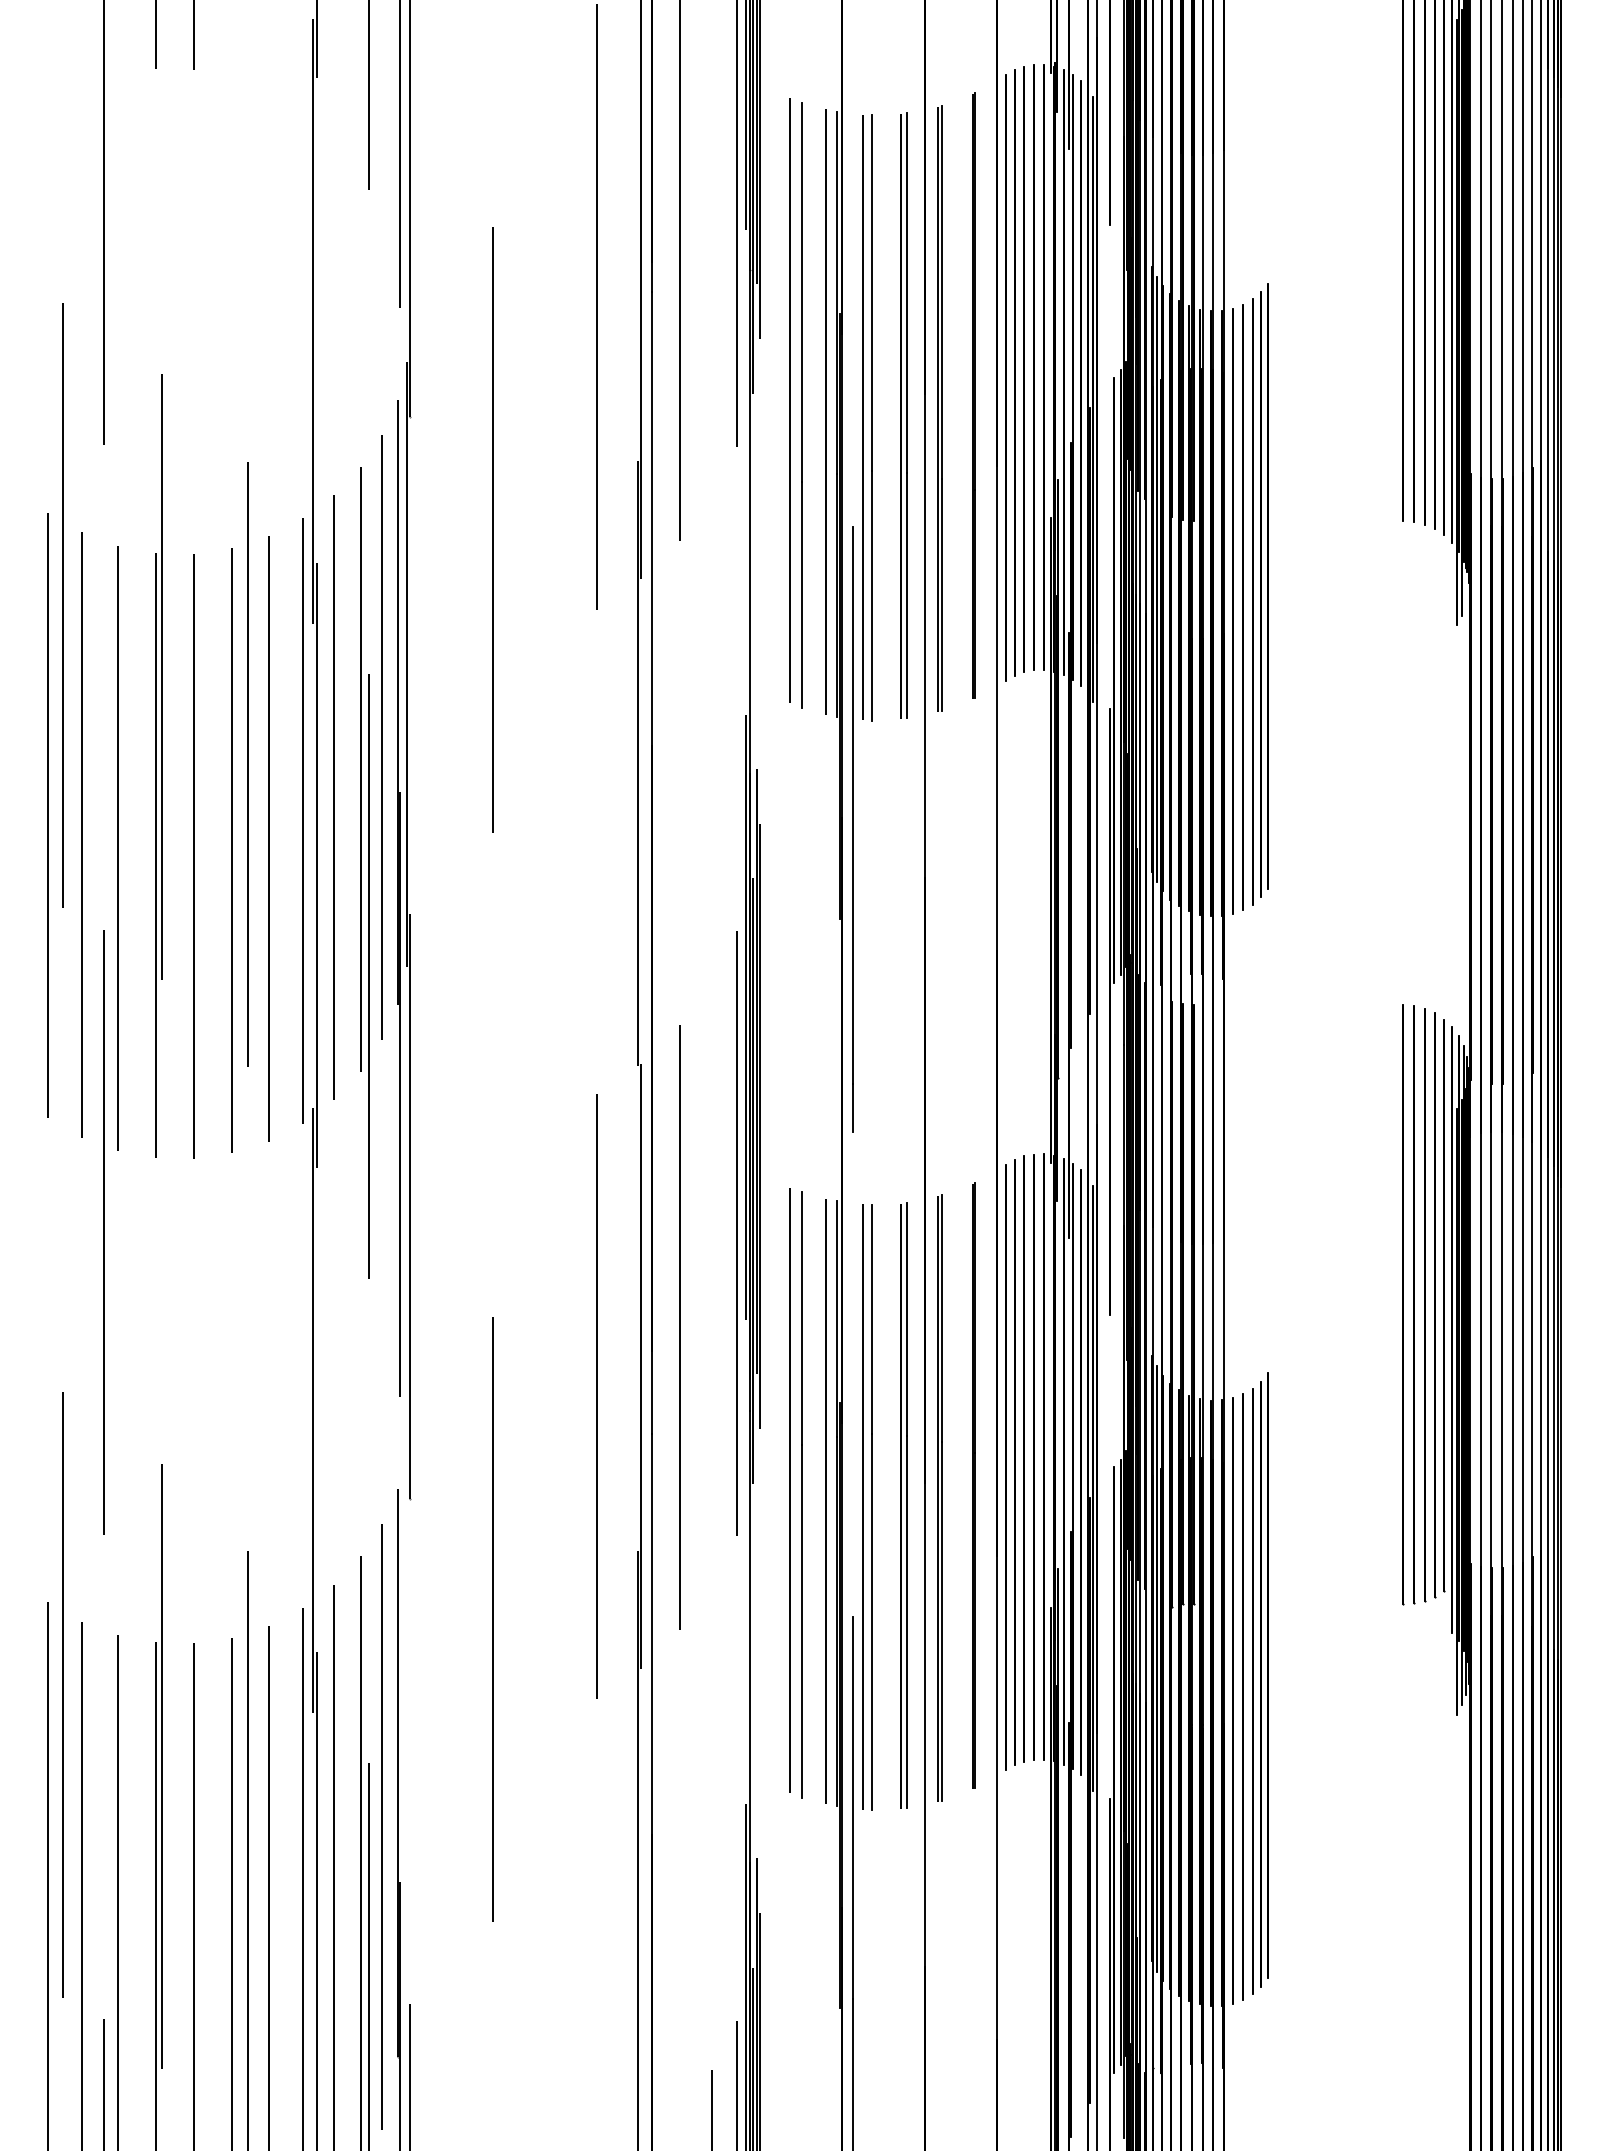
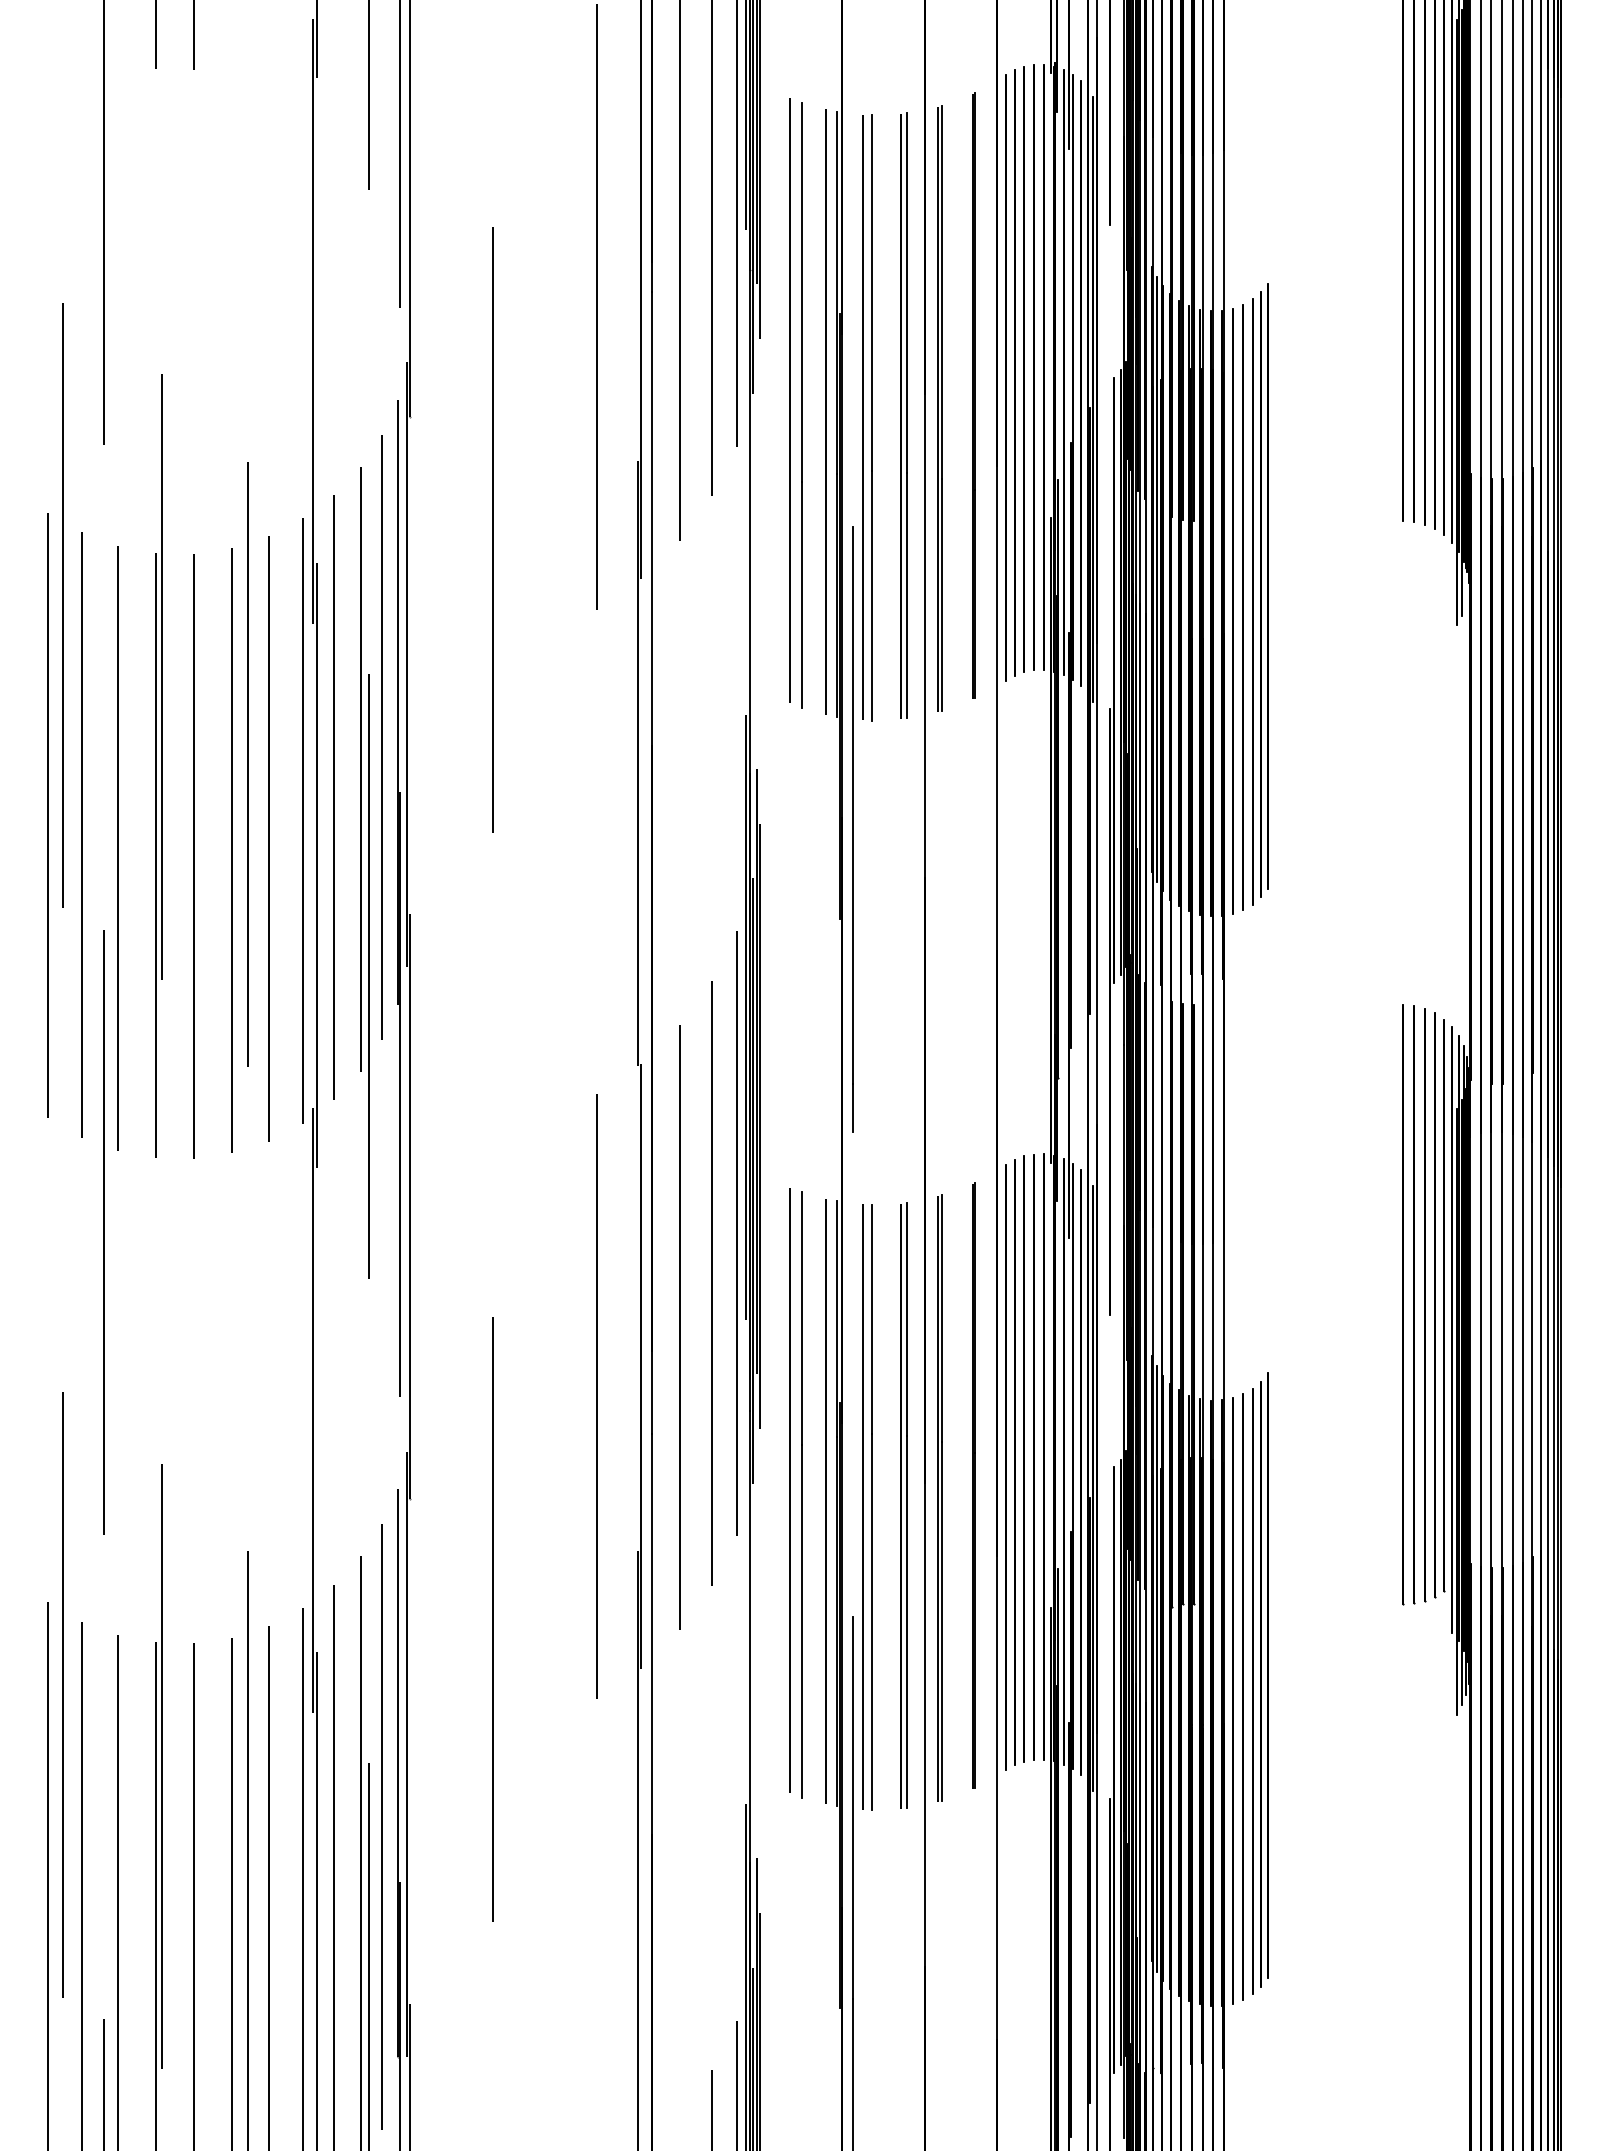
line: none -> present (712, 249)
line: none -> present (712, 1282)
line: none -> present (407, 1753)
